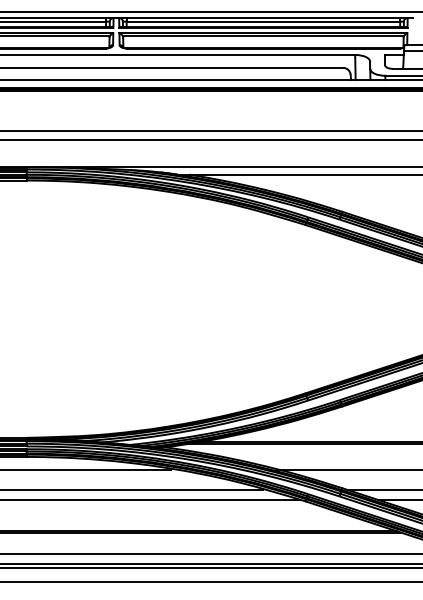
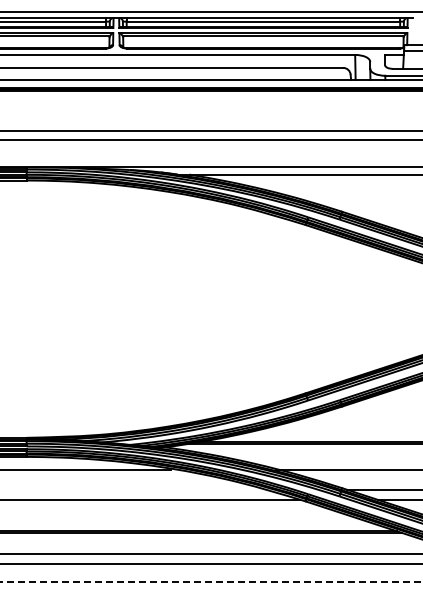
line: present -> none (132, 489)
line: present -> none (210, 568)
line: solid -> dashed (211, 581)
